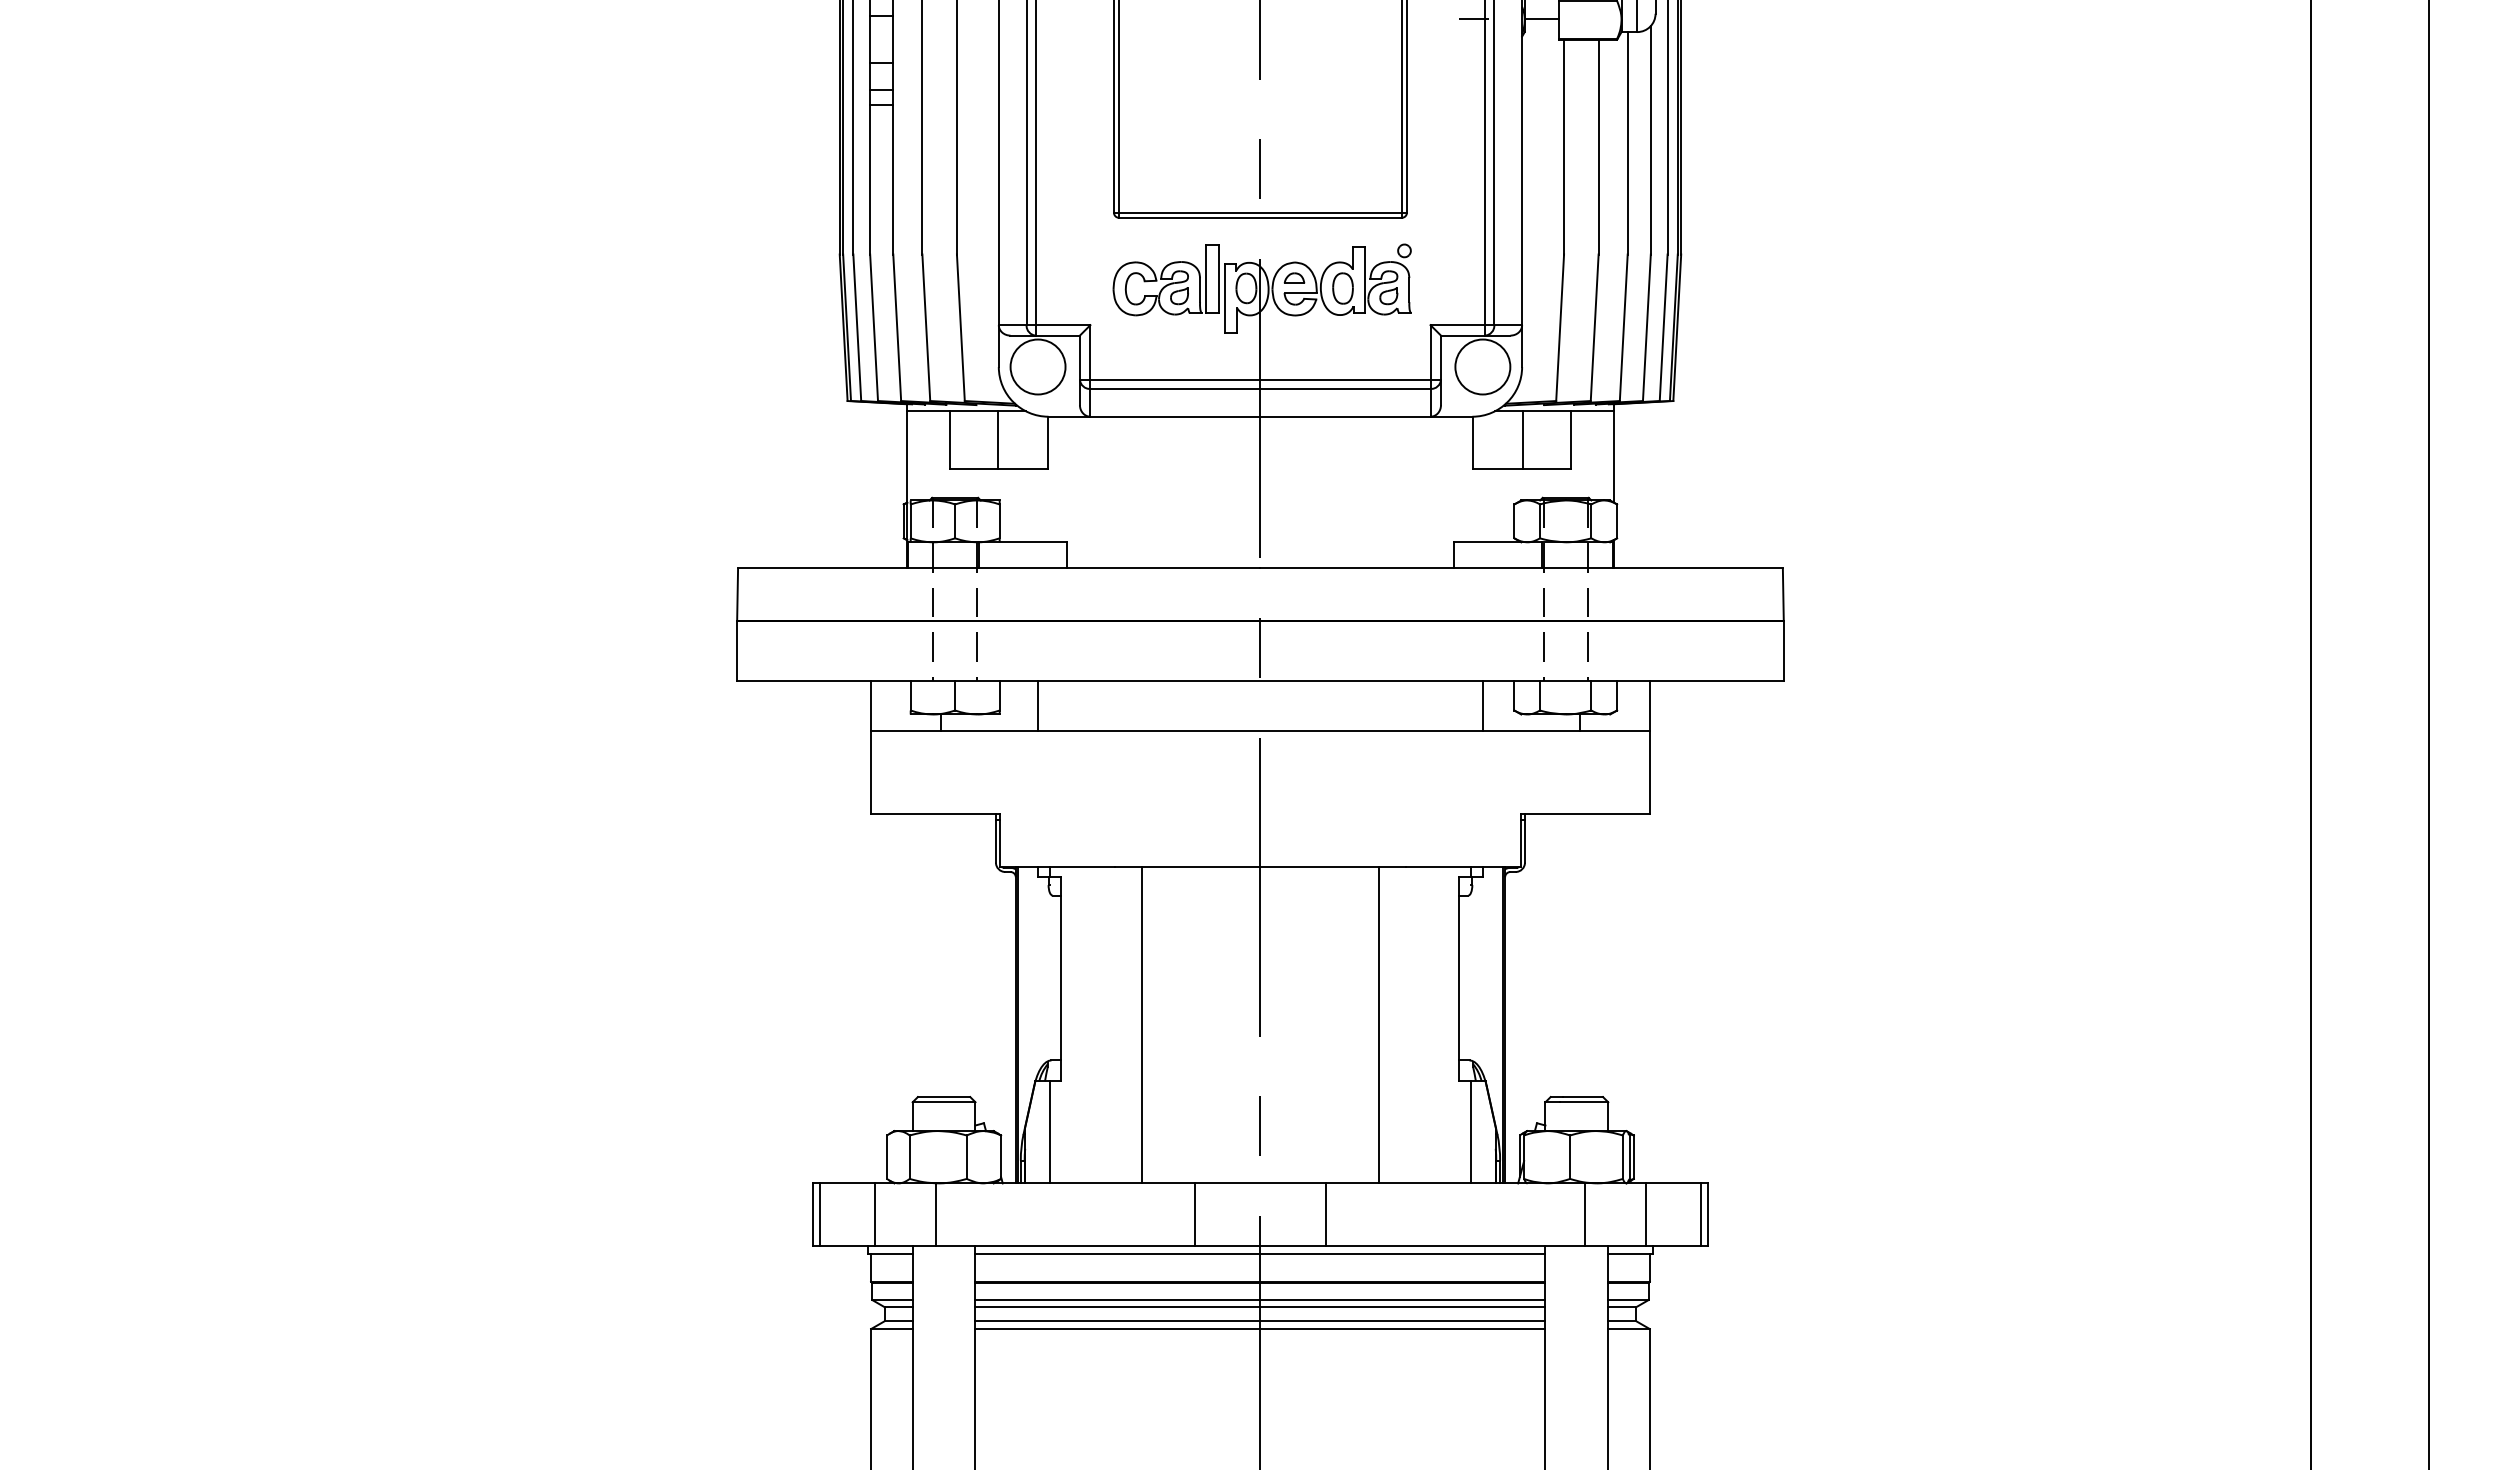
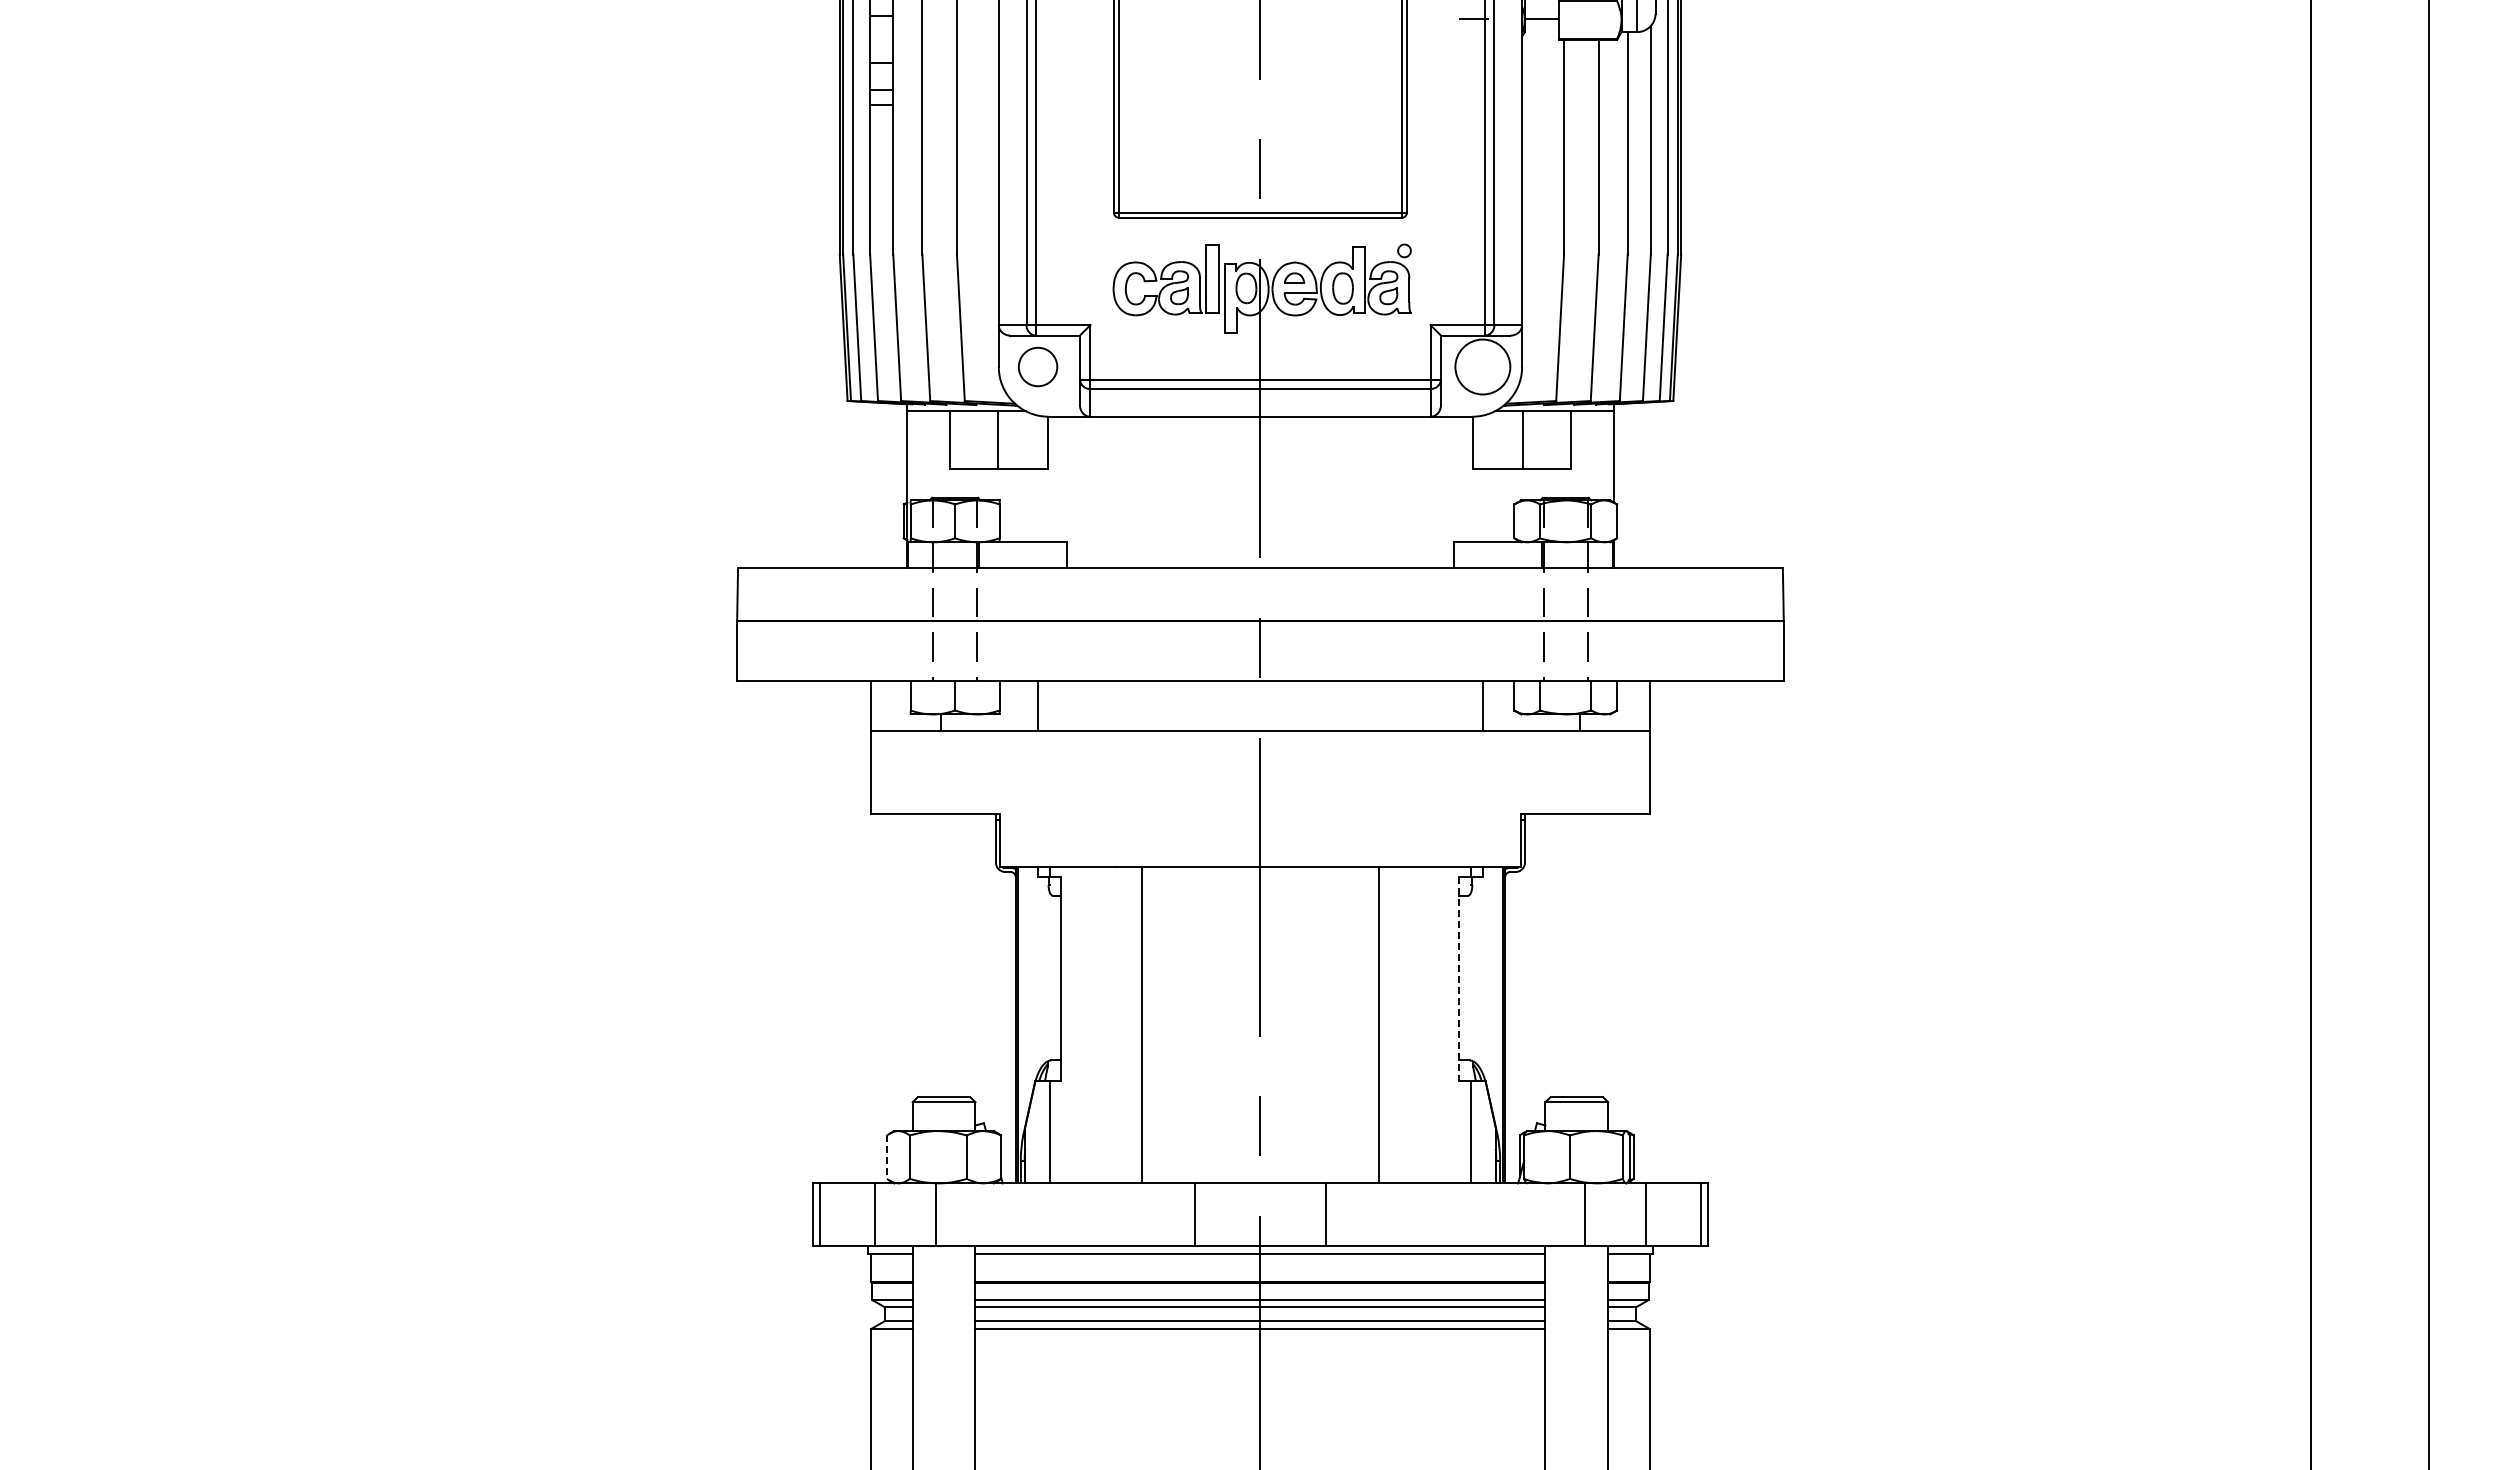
circle diameter: 55 px -> 38 px (1037, 366)
line: solid -> dashed (1459, 979)
line: solid -> dashed (887, 1157)
